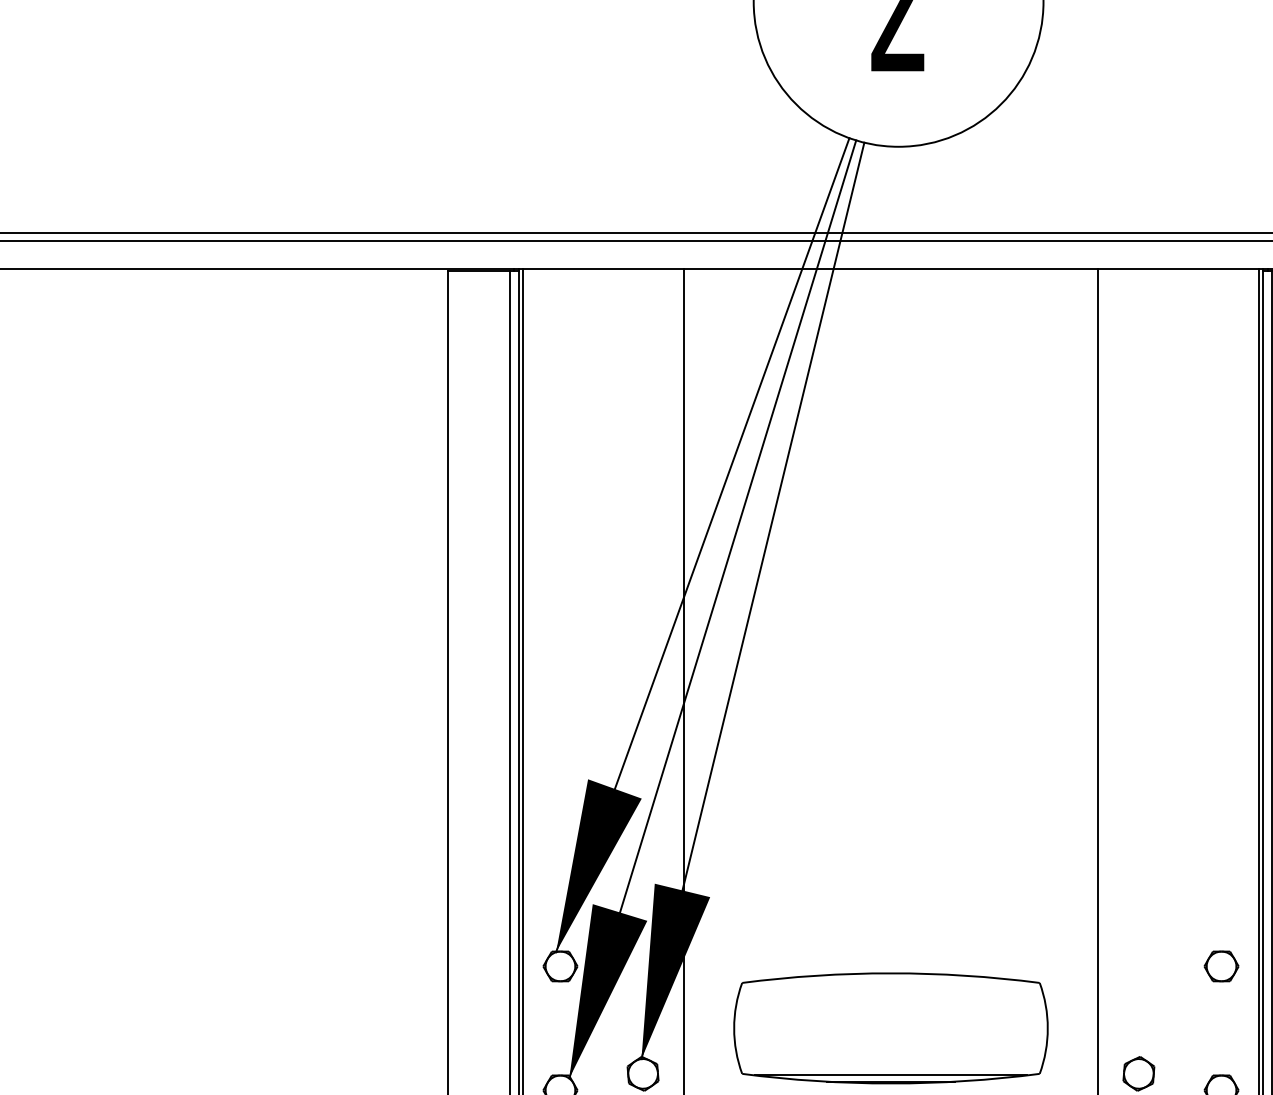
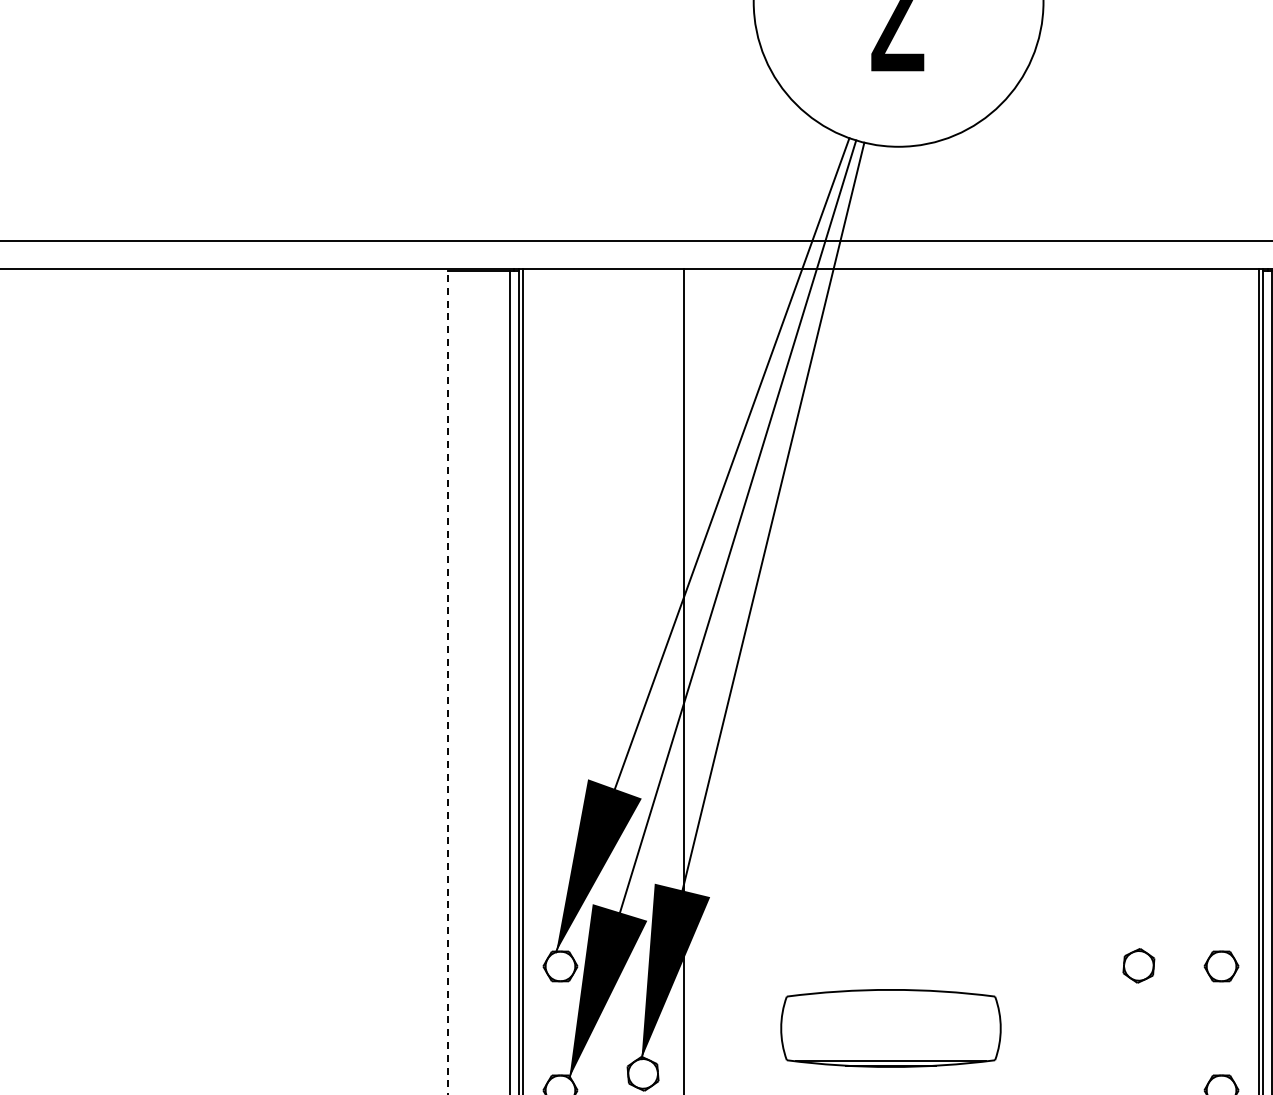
line: present -> none (635, 232)
line: present -> none (1097, 680)
line: solid -> dashed (448, 682)
part size: 316x113 px -> 222x79 px (890, 1028)
part position: (1138, 1073) -> (1138, 965) (1138, 965)
